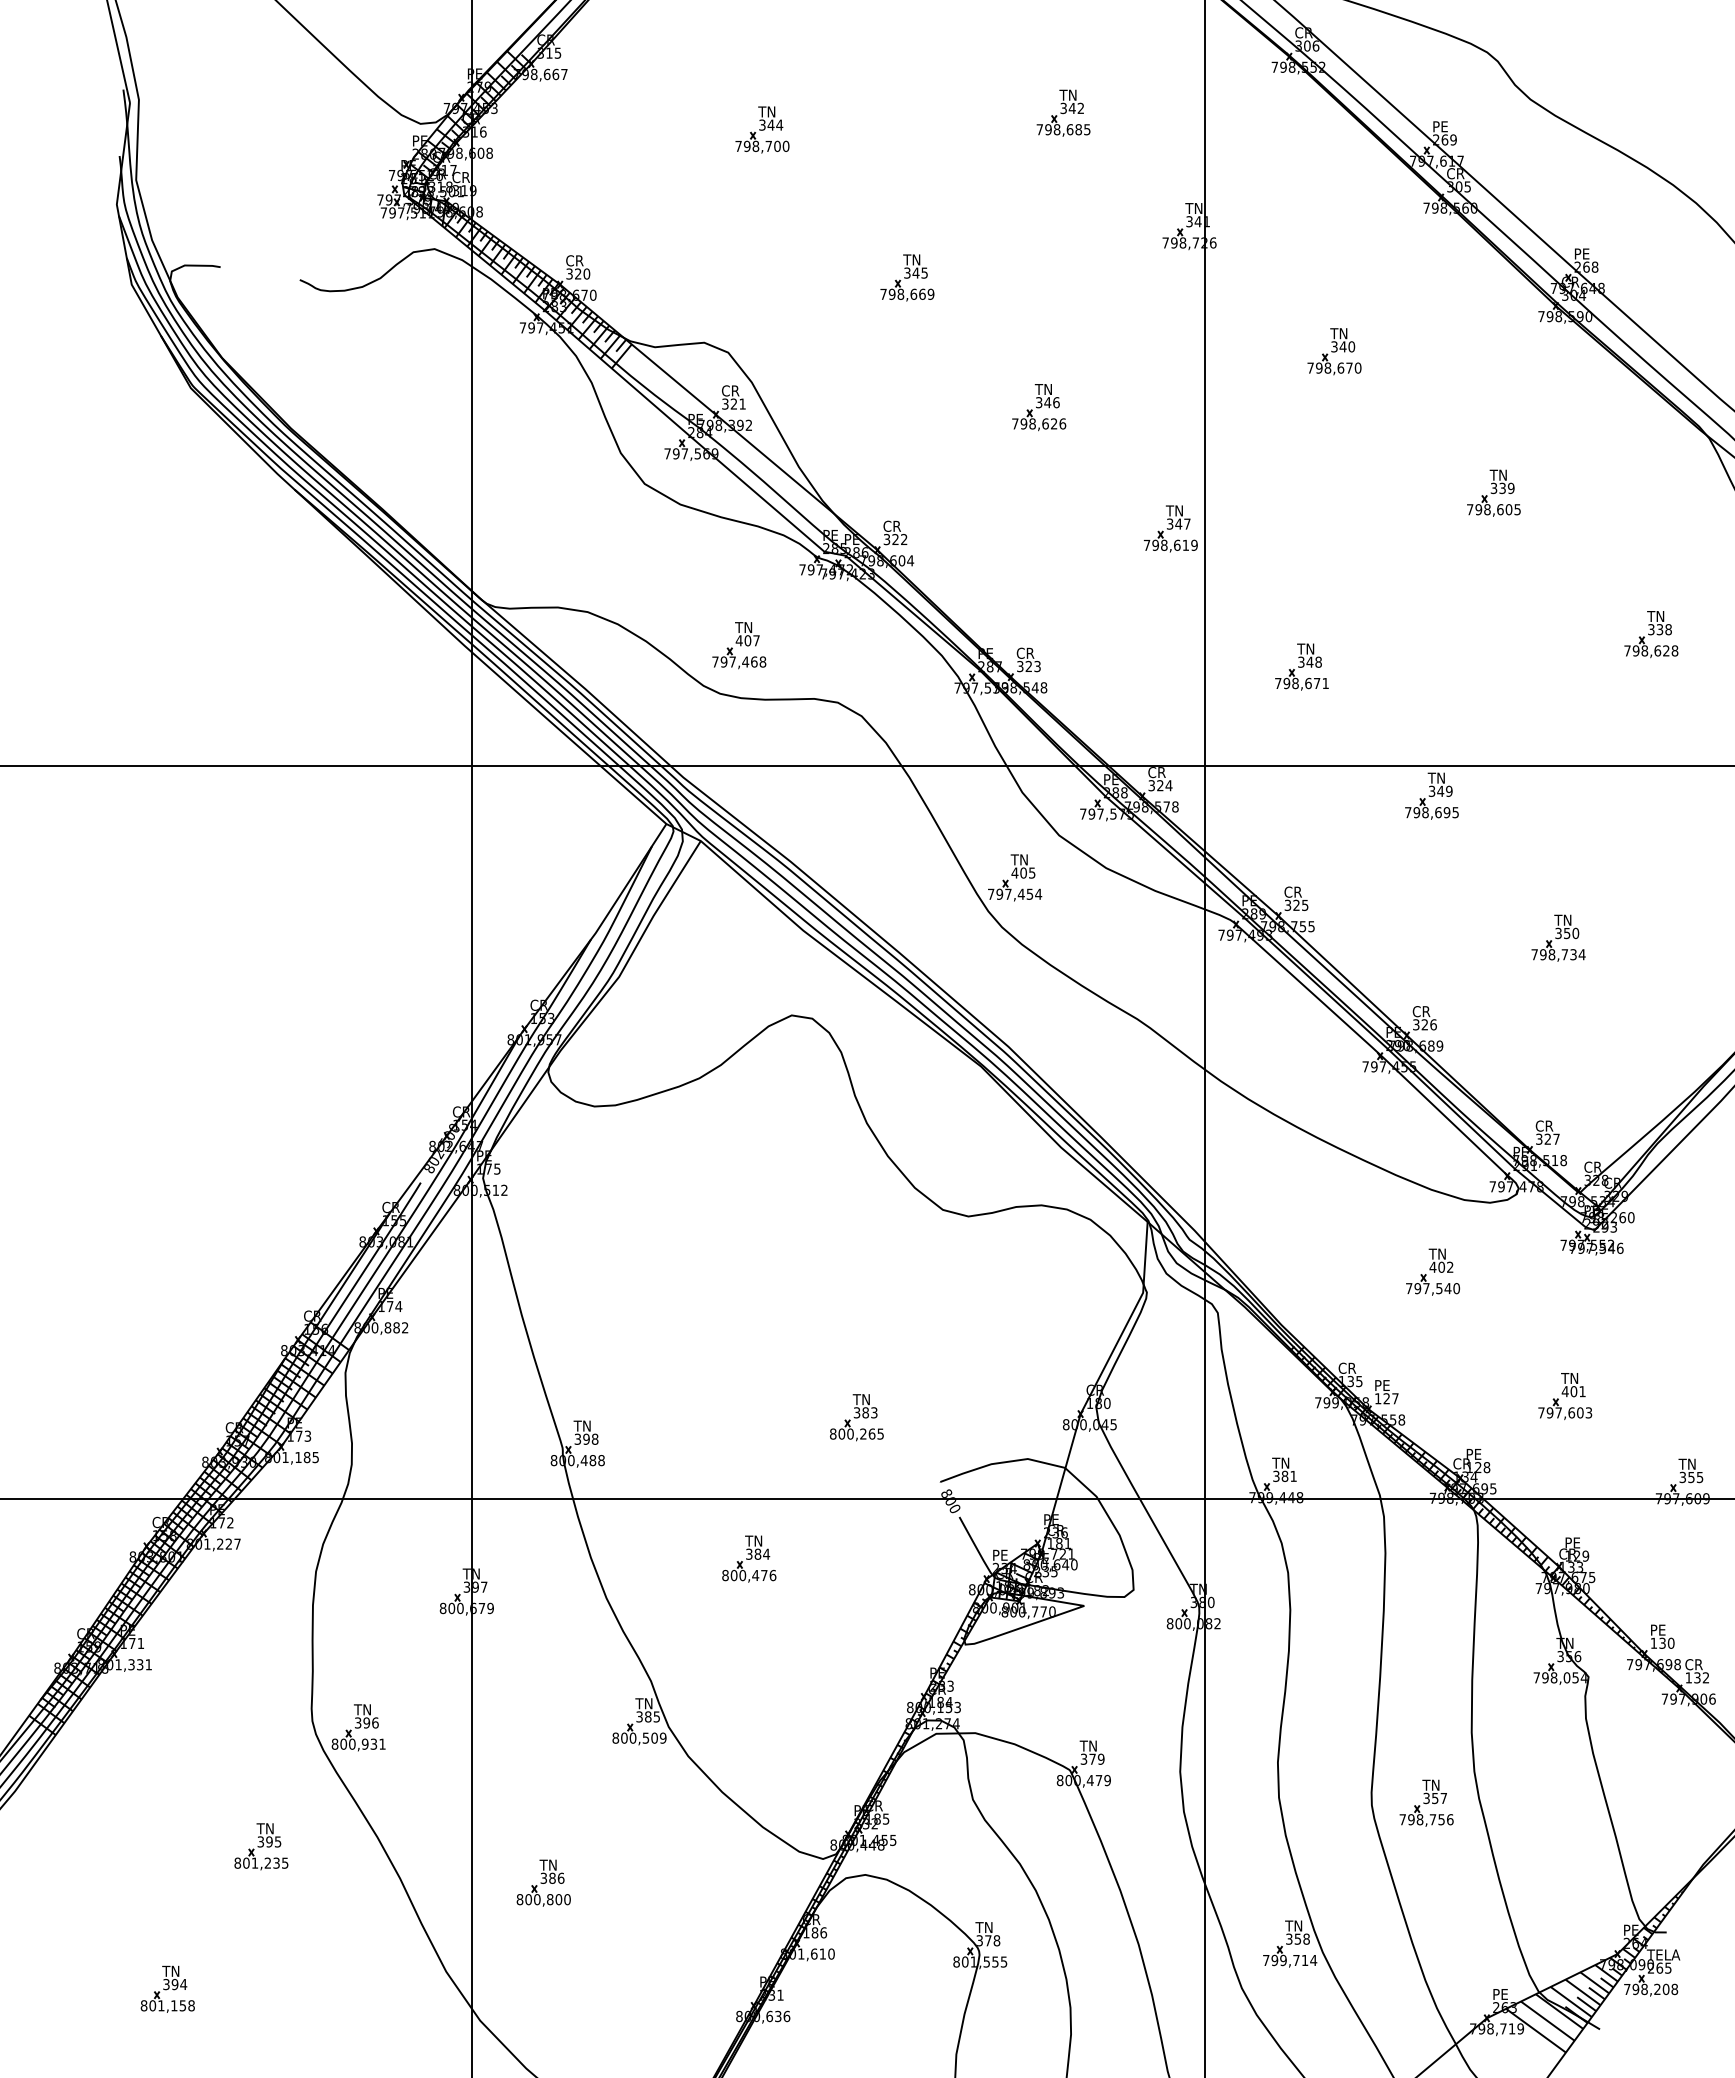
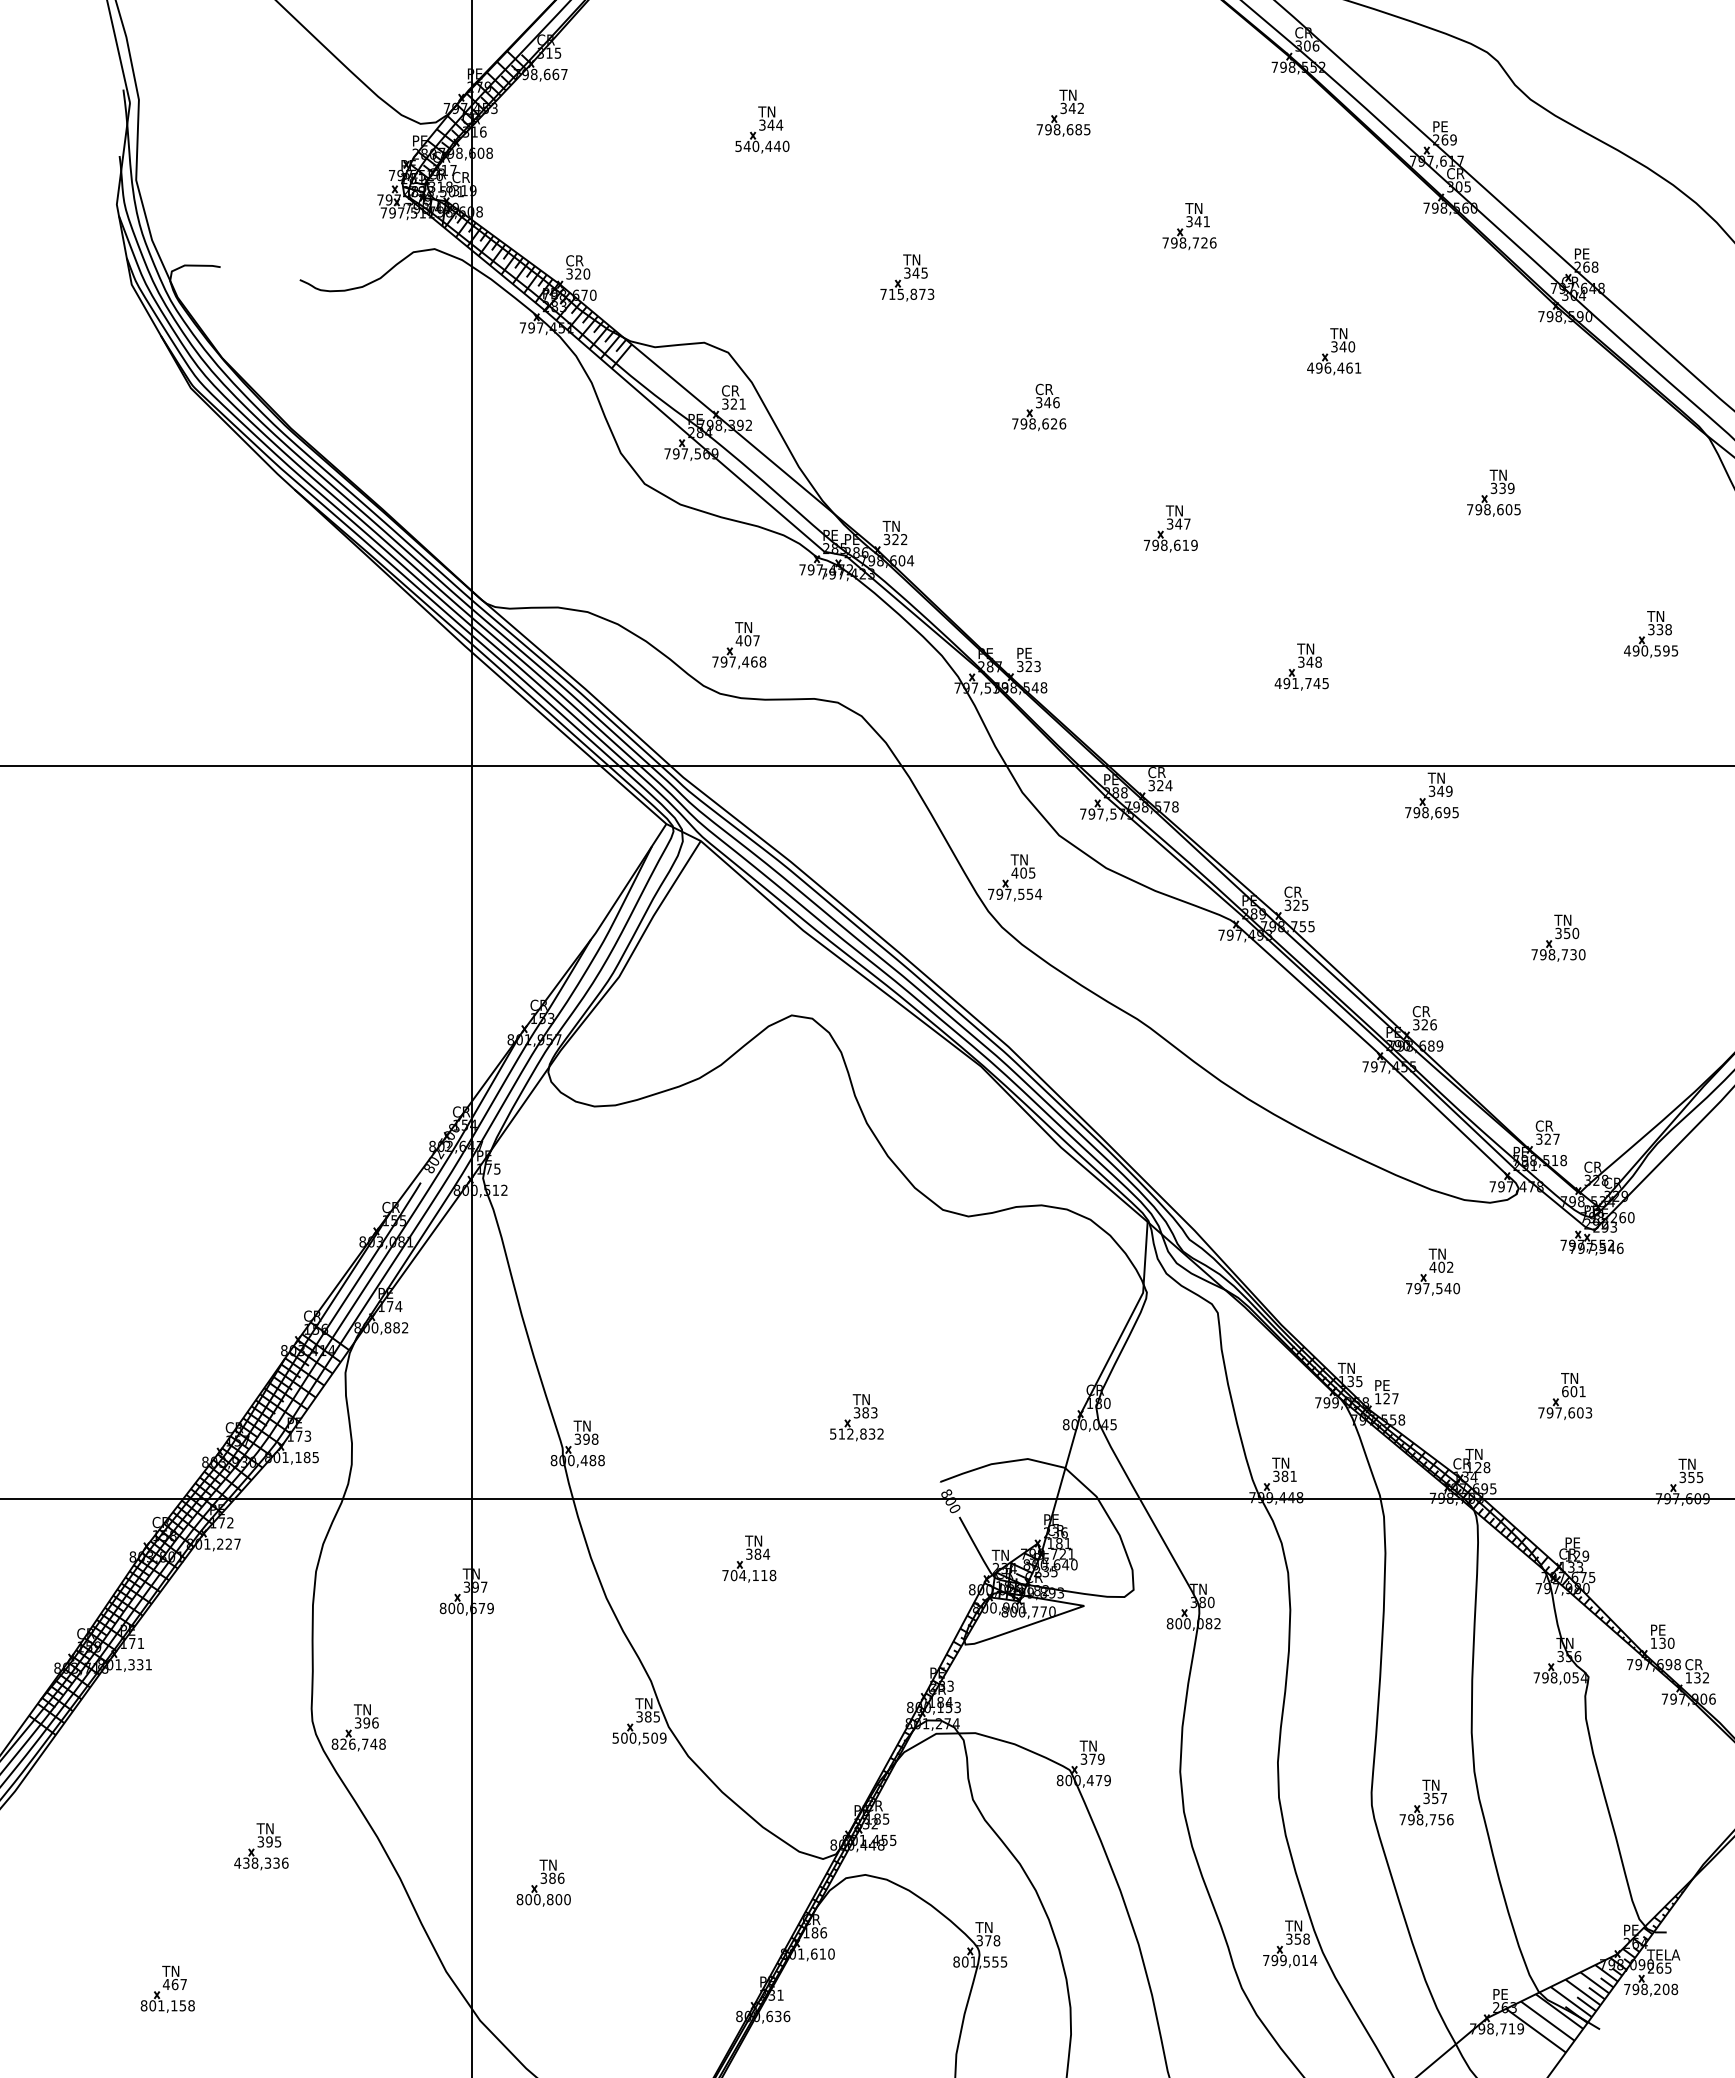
text: 798,700 -> 540,440 (757, 146)
text: 798,669 -> 715,873 (911, 293)
text: 798,670 -> 496,461 (1334, 367)
text: TN -> CR (1043, 389)
text: CR -> TN (891, 525)
text: 798,628 -> 490,595 (1651, 650)
text: CR -> PE (1025, 652)
text: 798,671 -> 491,745 (1301, 683)
text: 797,454 -> 797,554 (1020, 893)
text: 798,734 -> 798,730 (1581, 954)
line: present -> none (1205, 1038)
text: CR -> TN (1346, 1367)
text: 401 -> 601 (1564, 1391)
text: 800,265 -> 512,832 (856, 1433)
text: PE -> TN (1473, 1454)
text: PE -> TN (999, 1554)
text: 800,476 -> 704,118 (749, 1575)
text: 800,509 -> 500,509 (615, 1737)
text: 800,931 -> 826,748 (362, 1743)
text: 801,235 -> 438,336 (261, 1862)
text: 799,714 -> 799,014 (1296, 1960)
text: 394 -> 467 (174, 1984)
